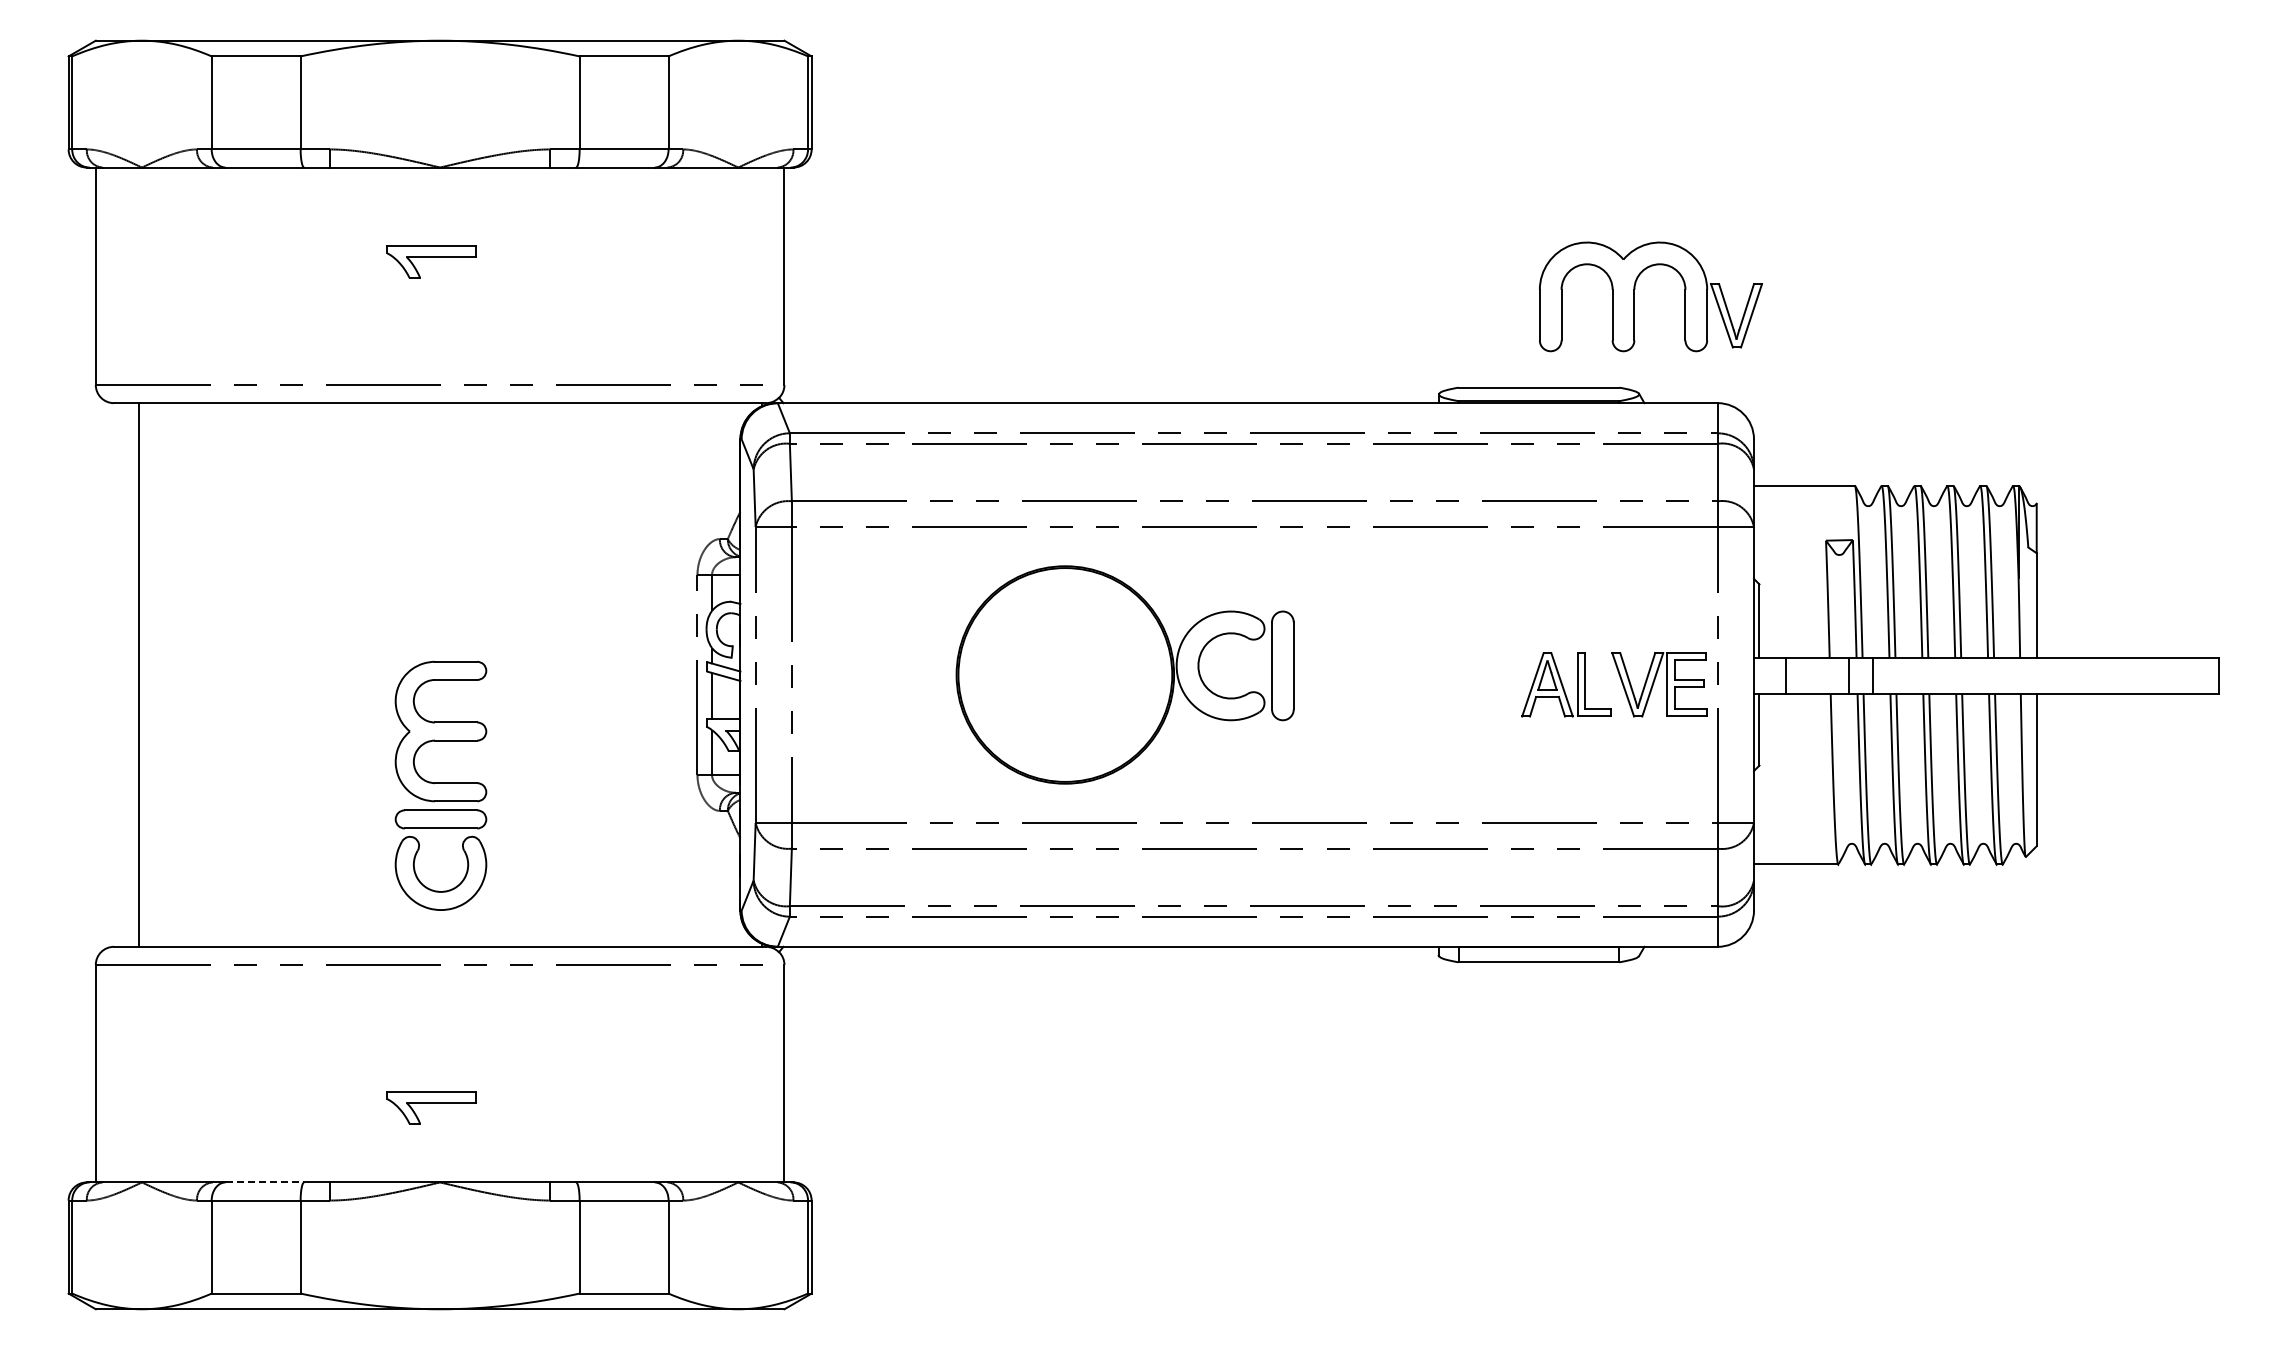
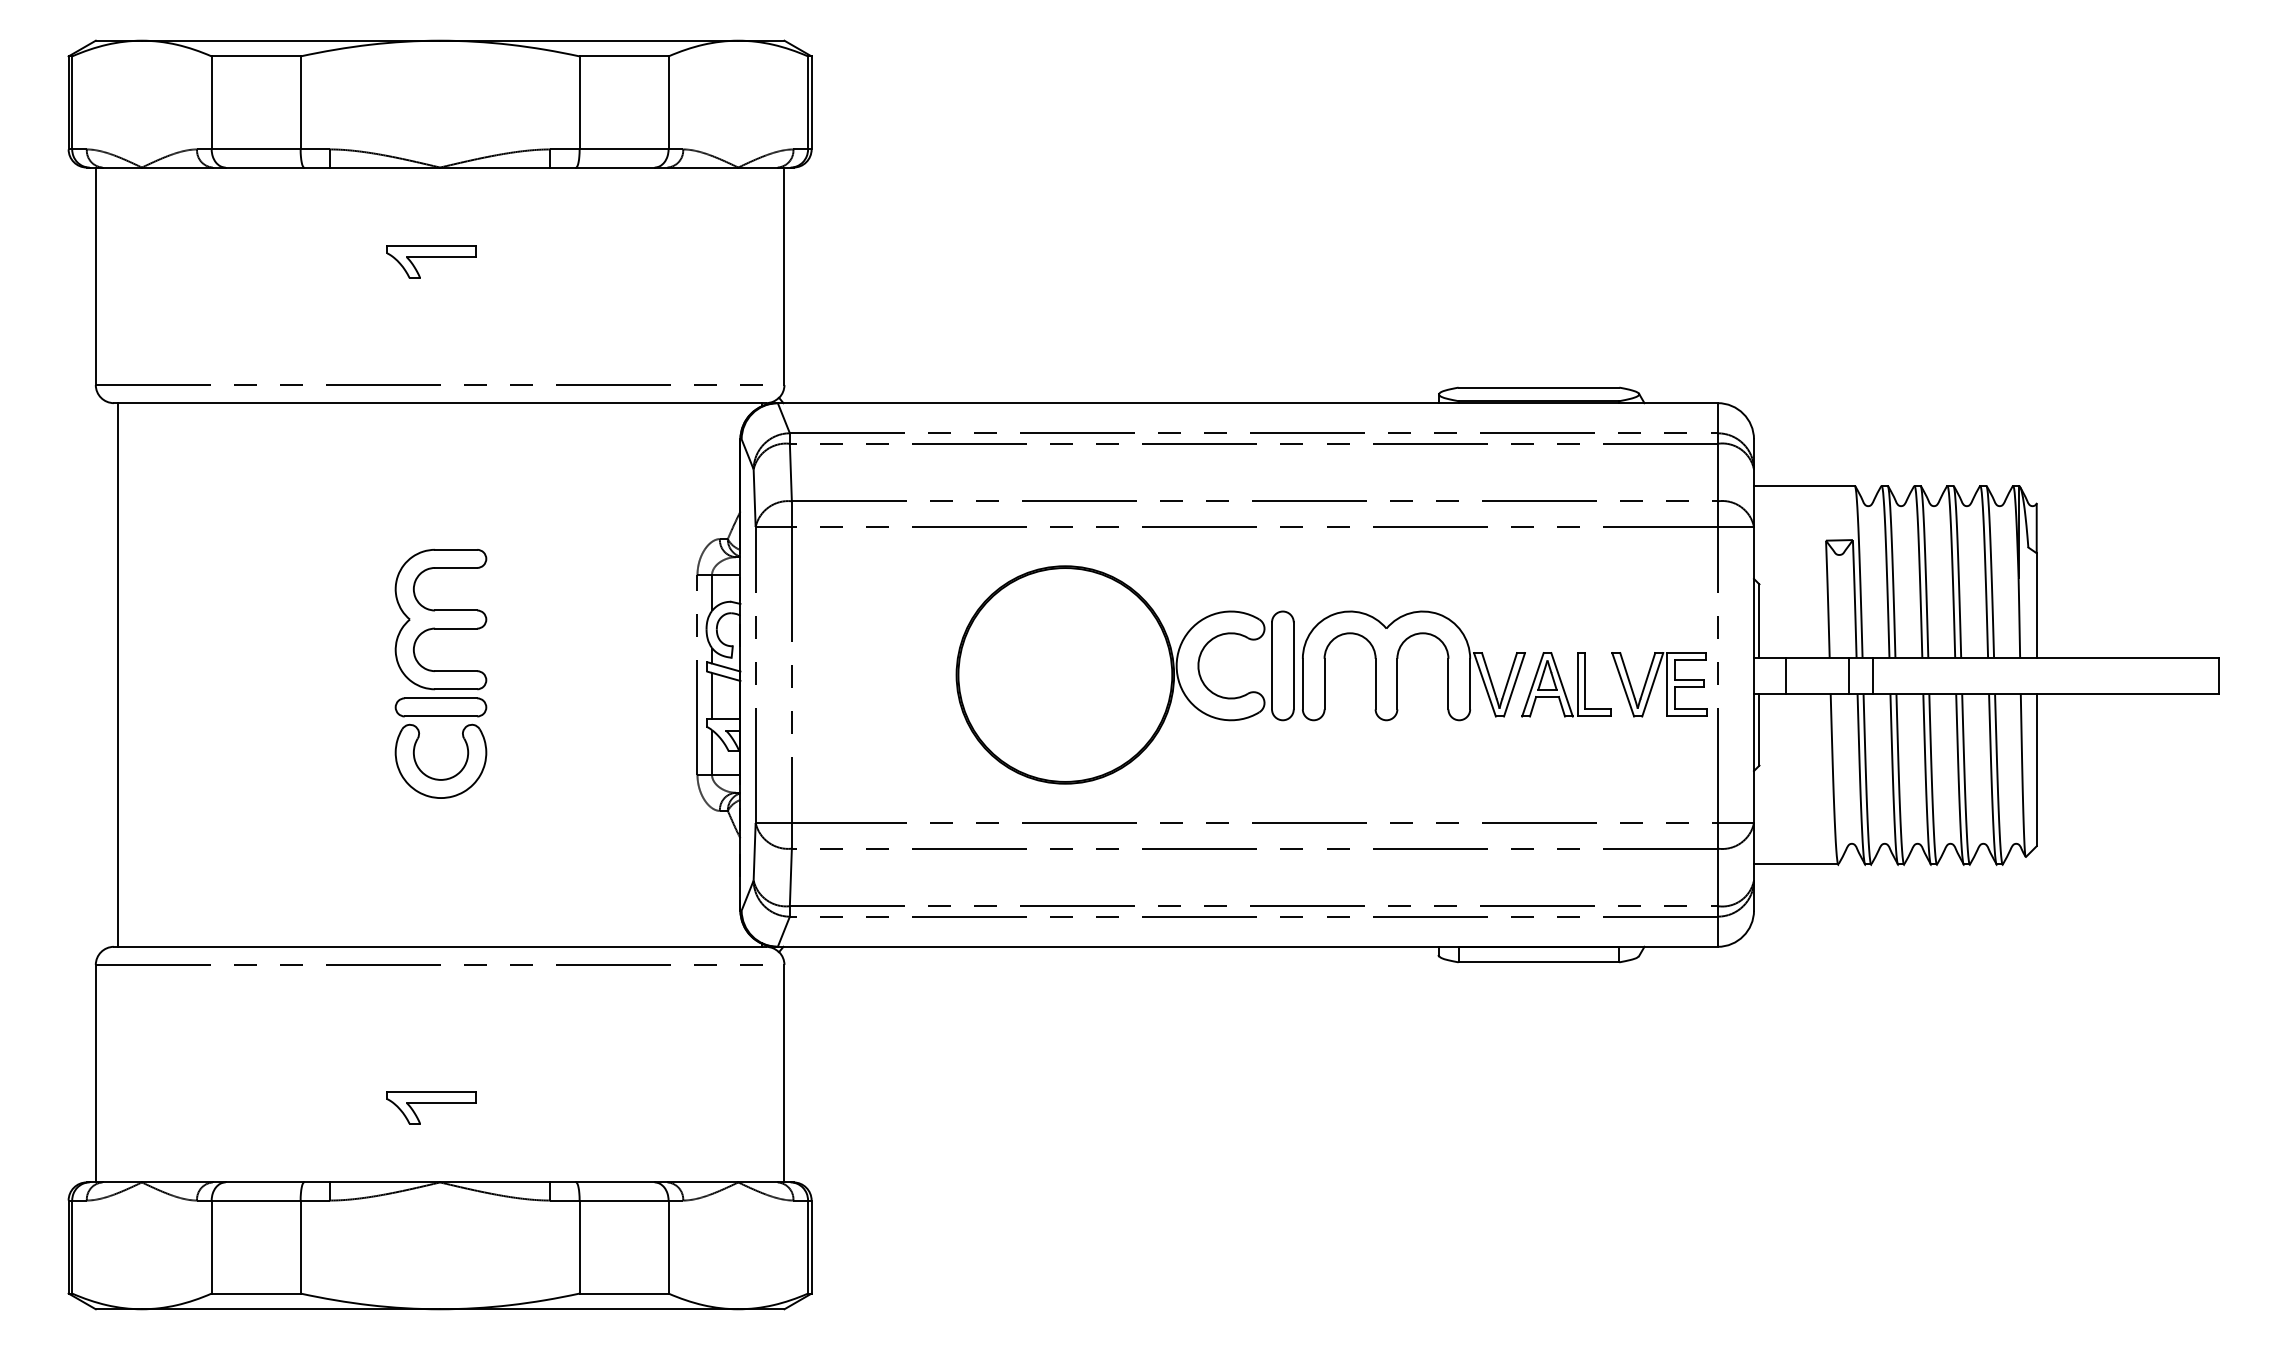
part position: (1634, 296) -> (1397, 665) (1397, 665)
line position: (139, 674) -> (118, 674) (118, 674)
part position: (440, 785) -> (440, 673) (440, 673)
line: dashed -> solid (265, 1182)
